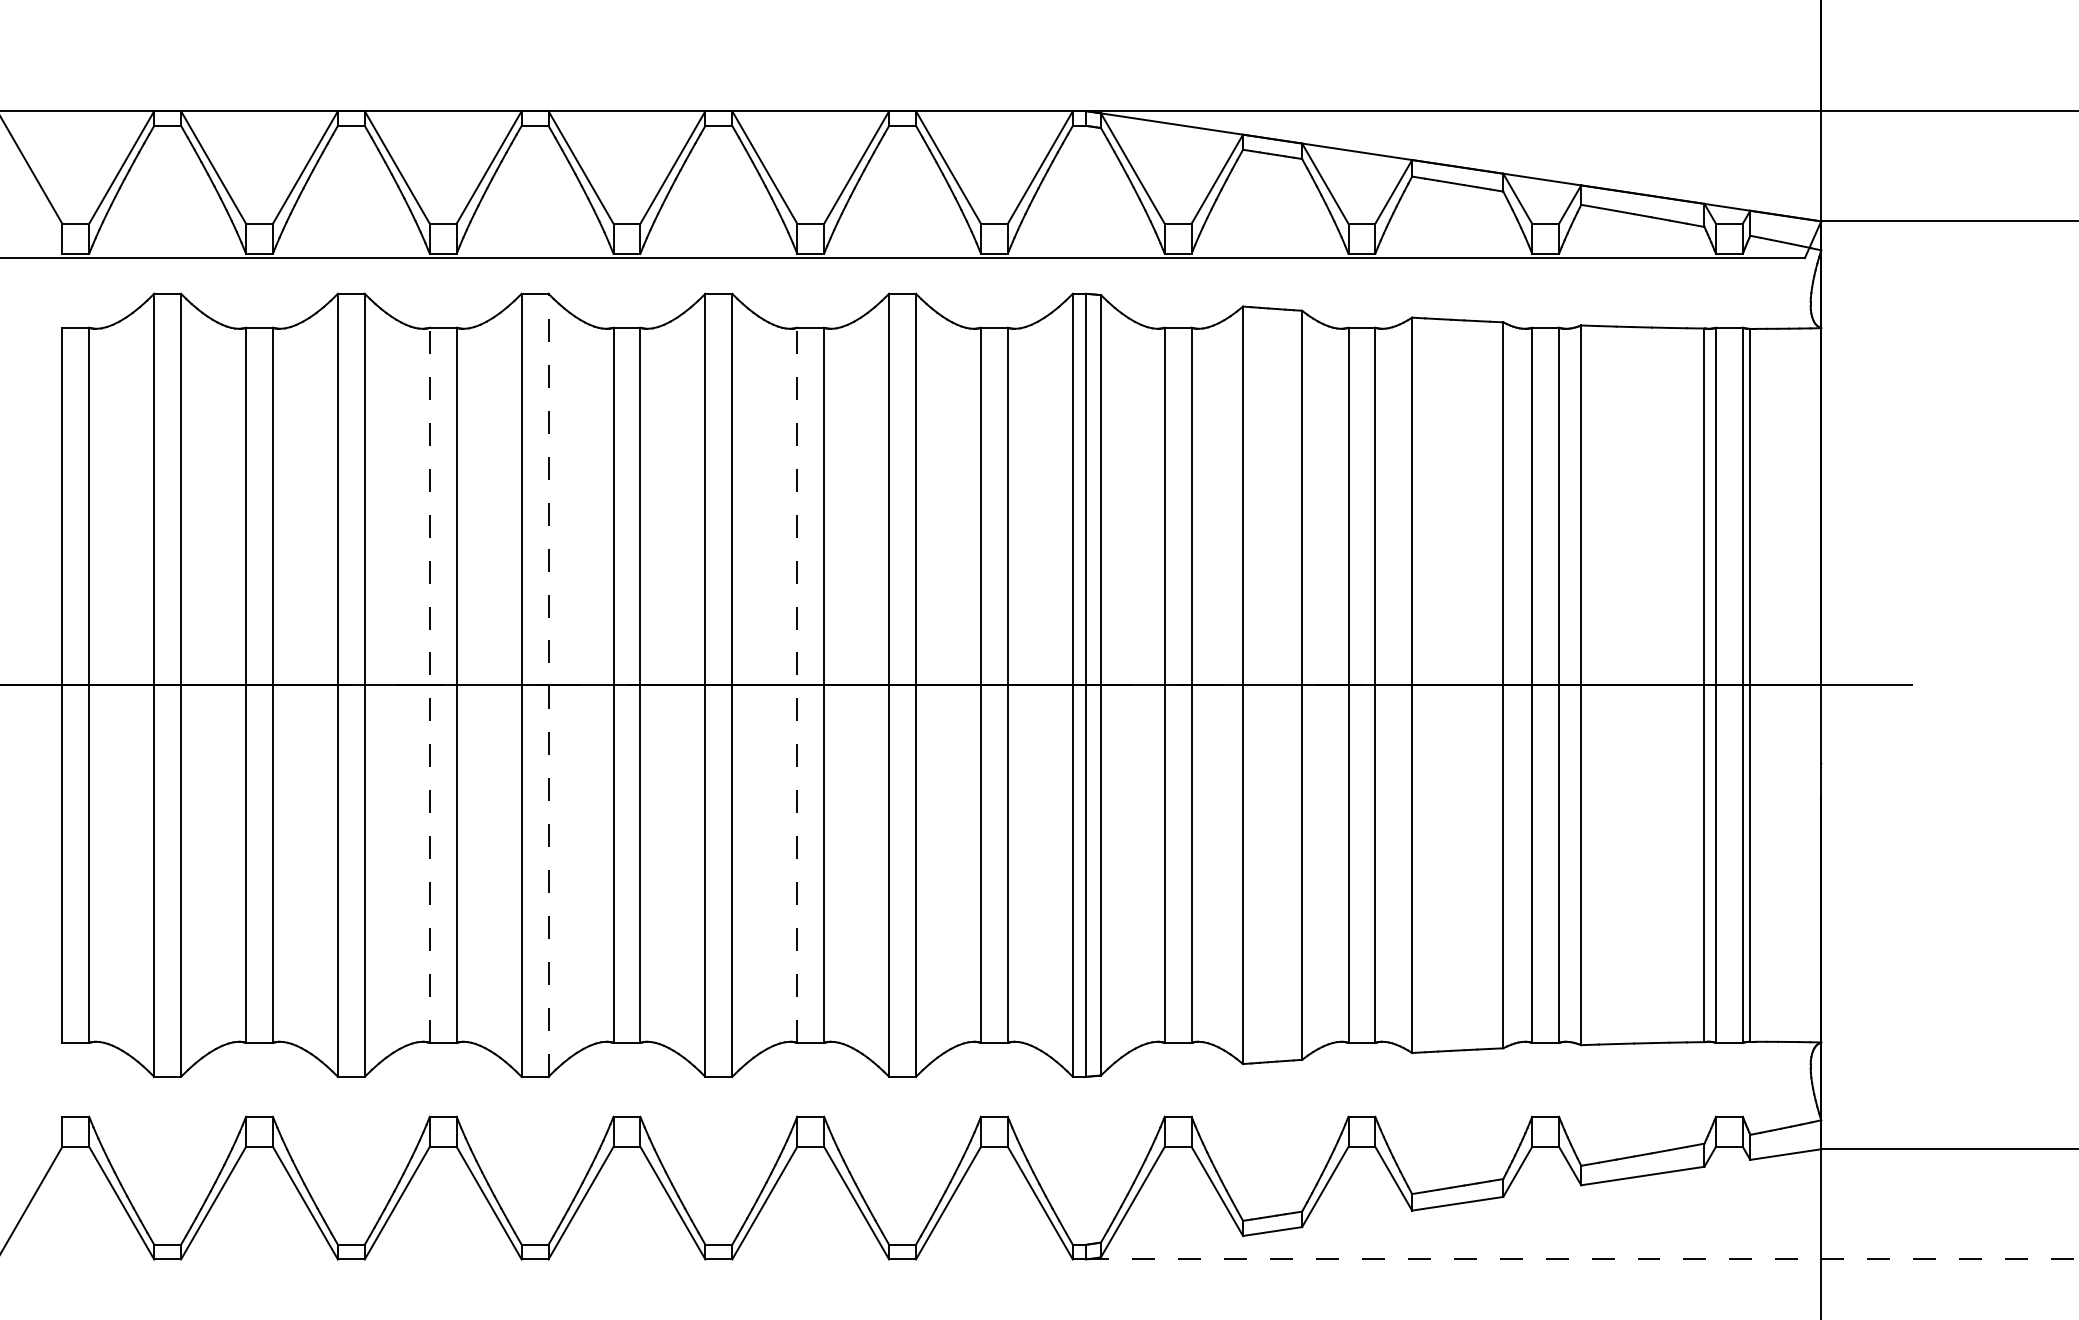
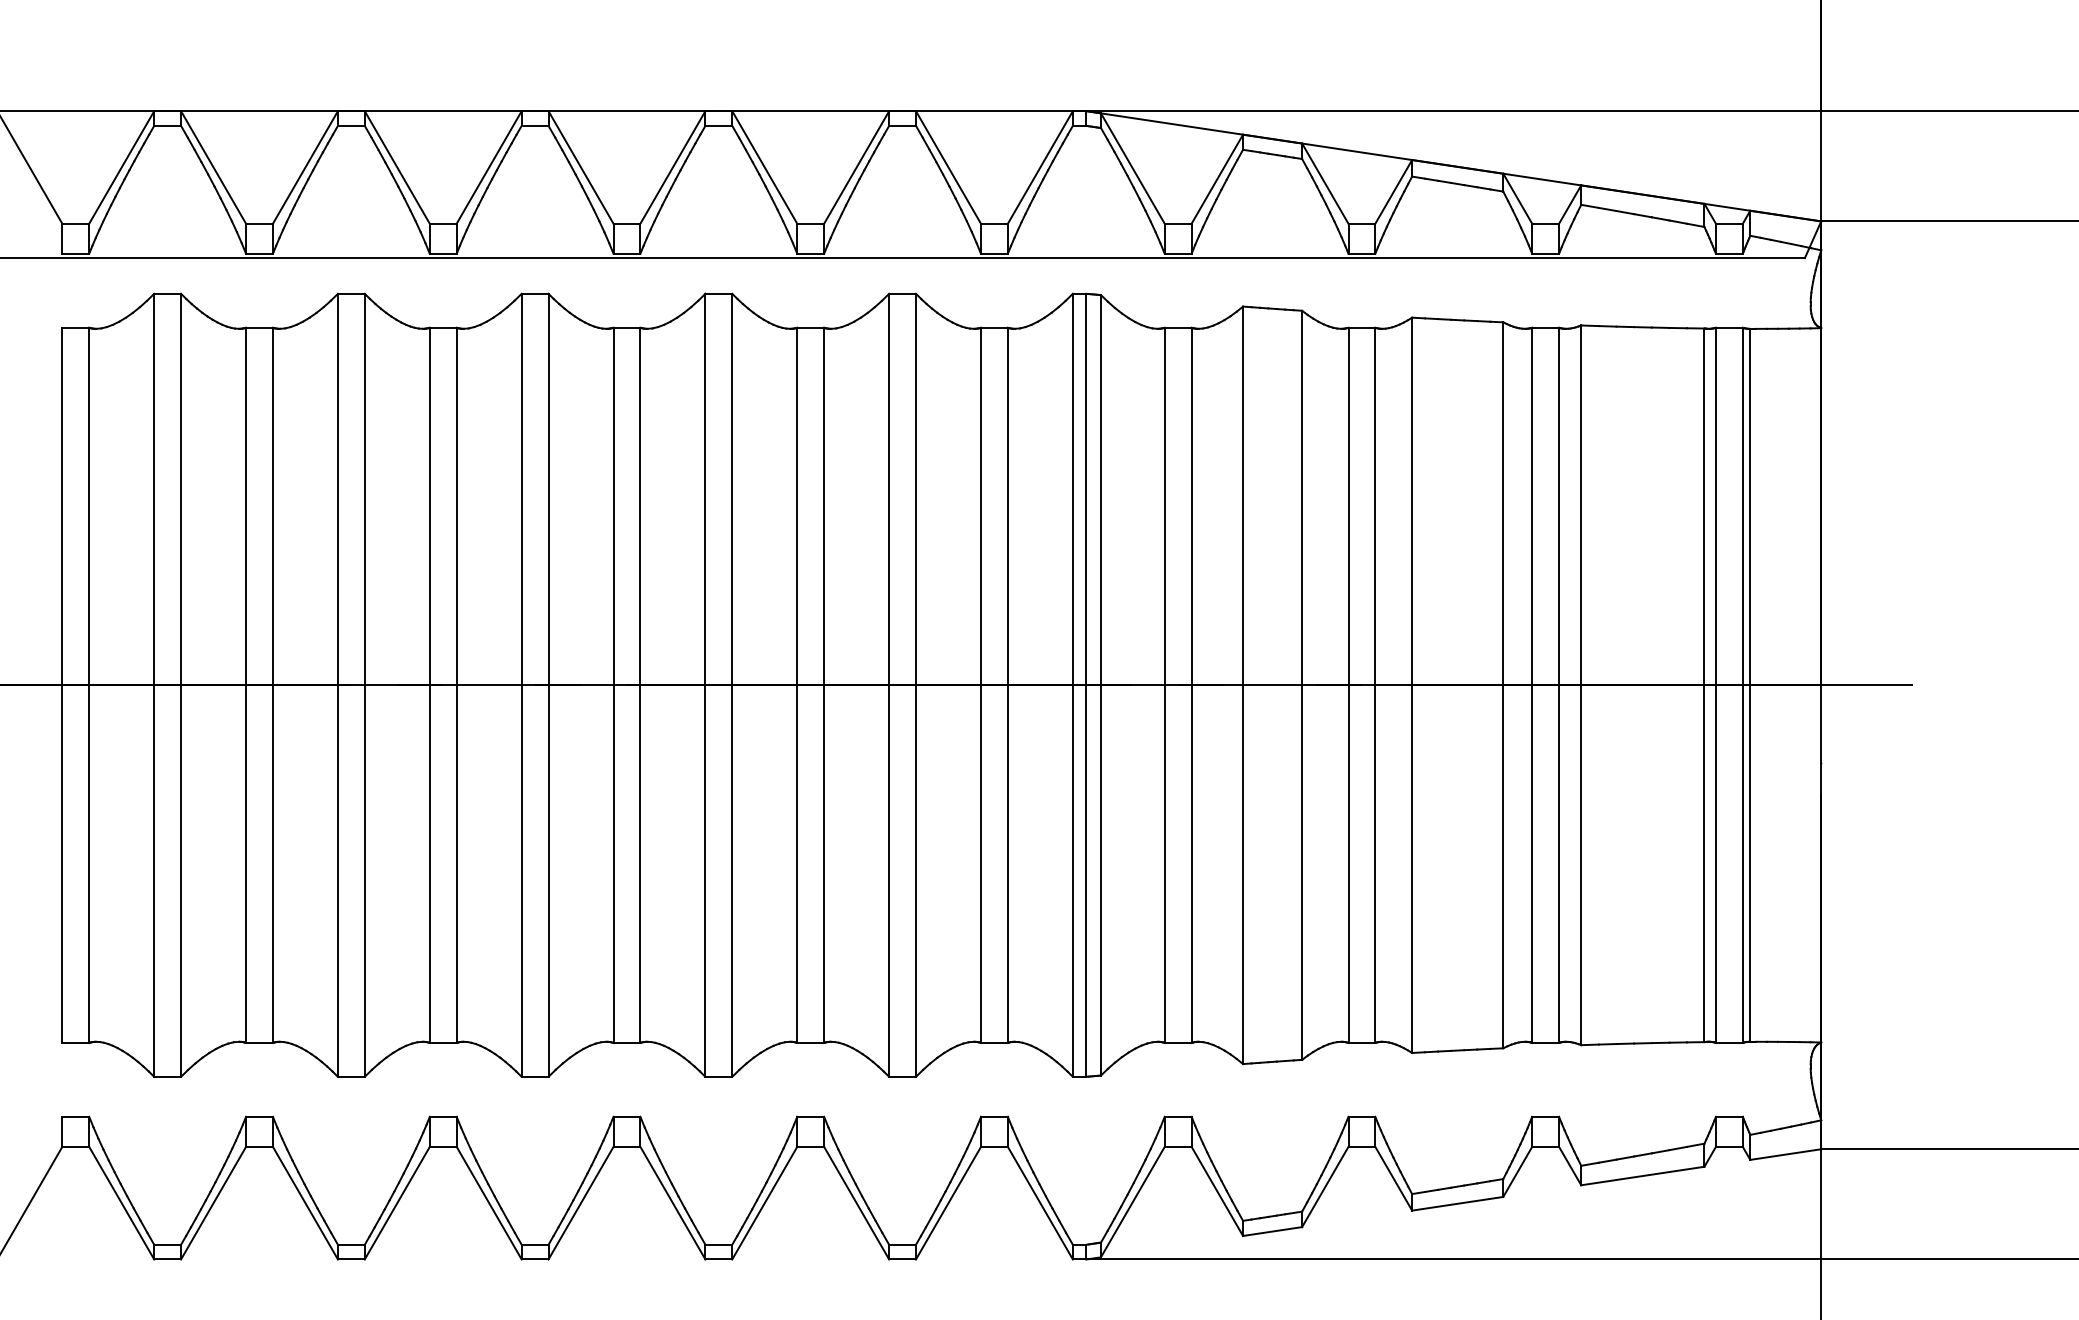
line: dashed -> solid (429, 685)
line: dashed -> solid (548, 685)
line: dashed -> solid (797, 685)
line: dashed -> solid (1583, 1259)
